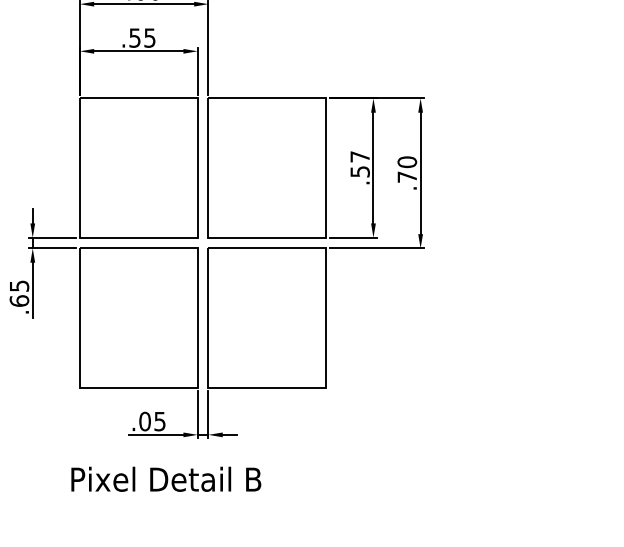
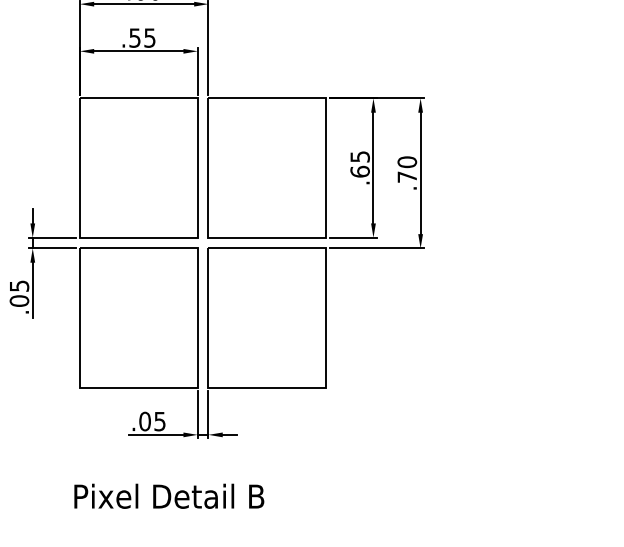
text: .57 -> .65 (359, 164)
text: .65 -> .05 (18, 300)
text position: (166, 478) -> (169, 495) (169, 495)
